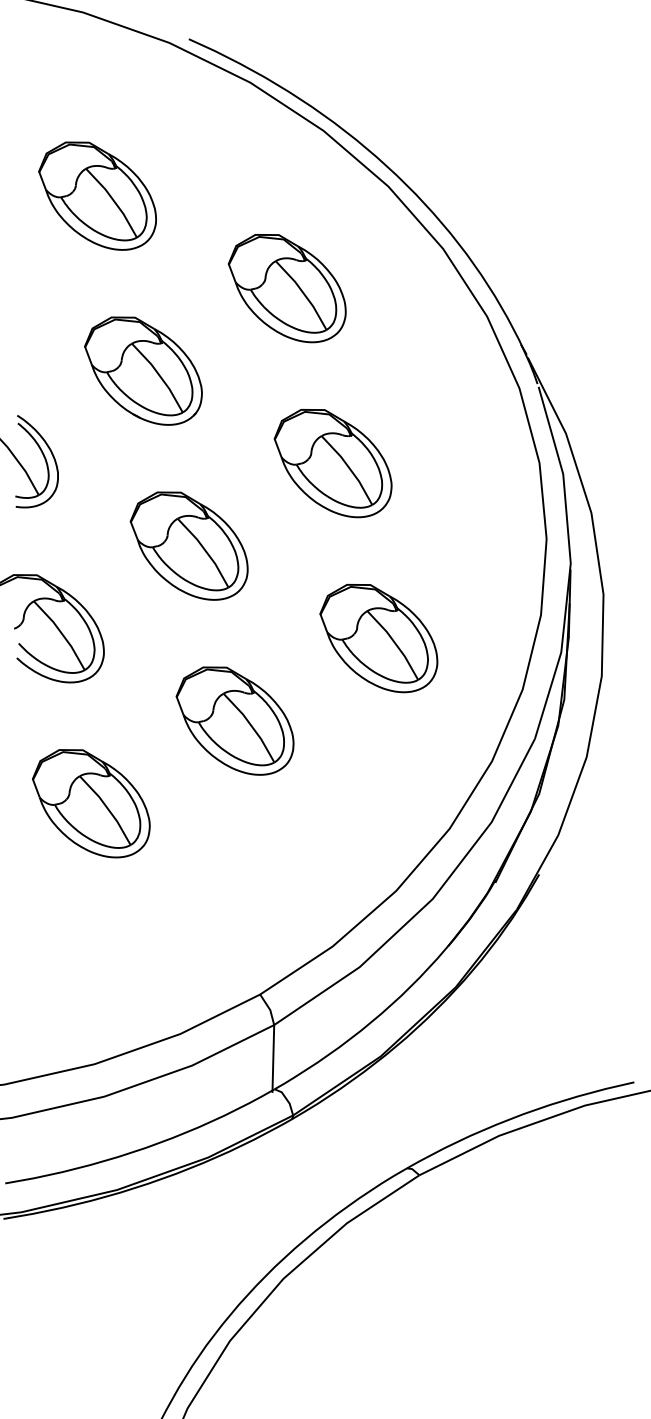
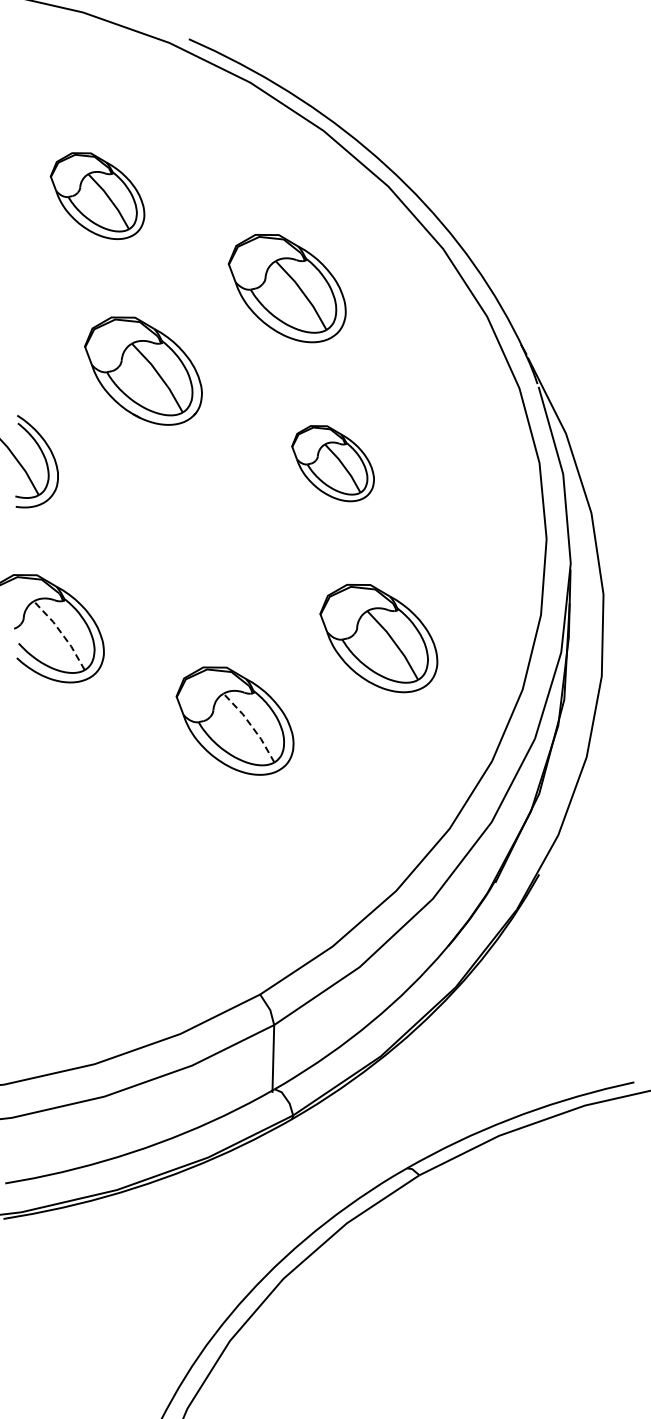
part size: 119x110 px -> 97x88 px (97, 195)
part size: 120x110 px -> 84x78 px (332, 463)
part: present -> none (188, 545)
line: solid -> dashed (62, 633)
line: solid -> dashed (251, 726)
part: present -> none (91, 803)
